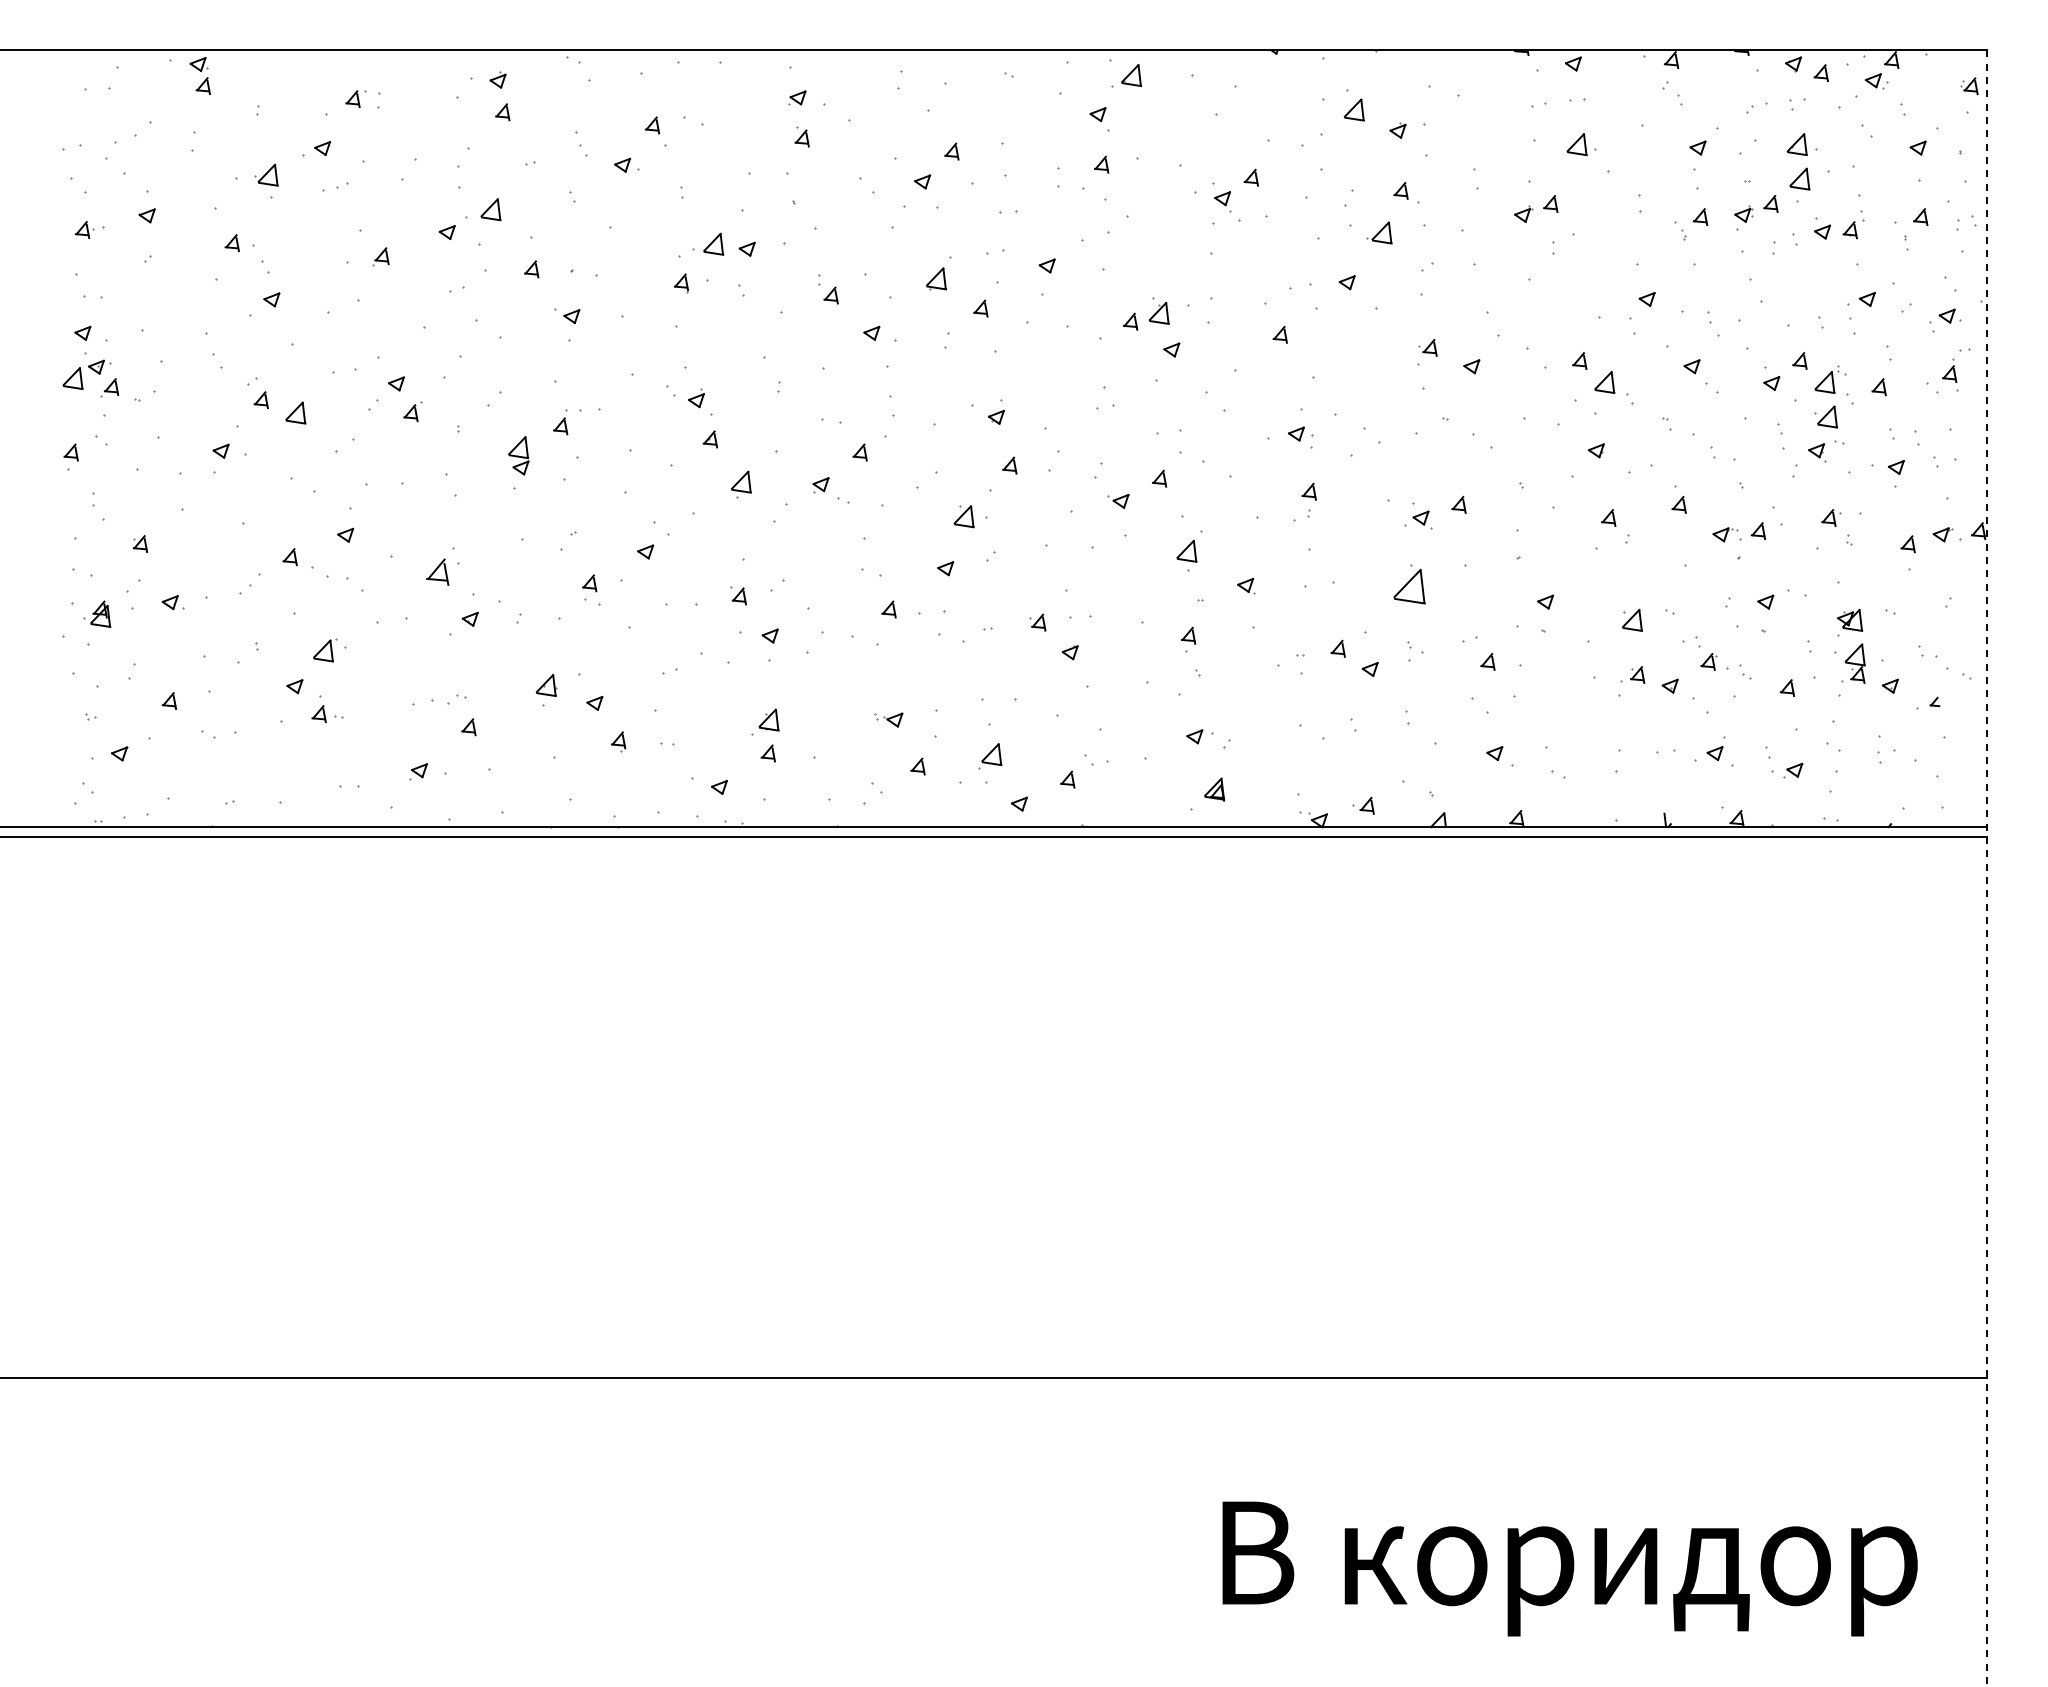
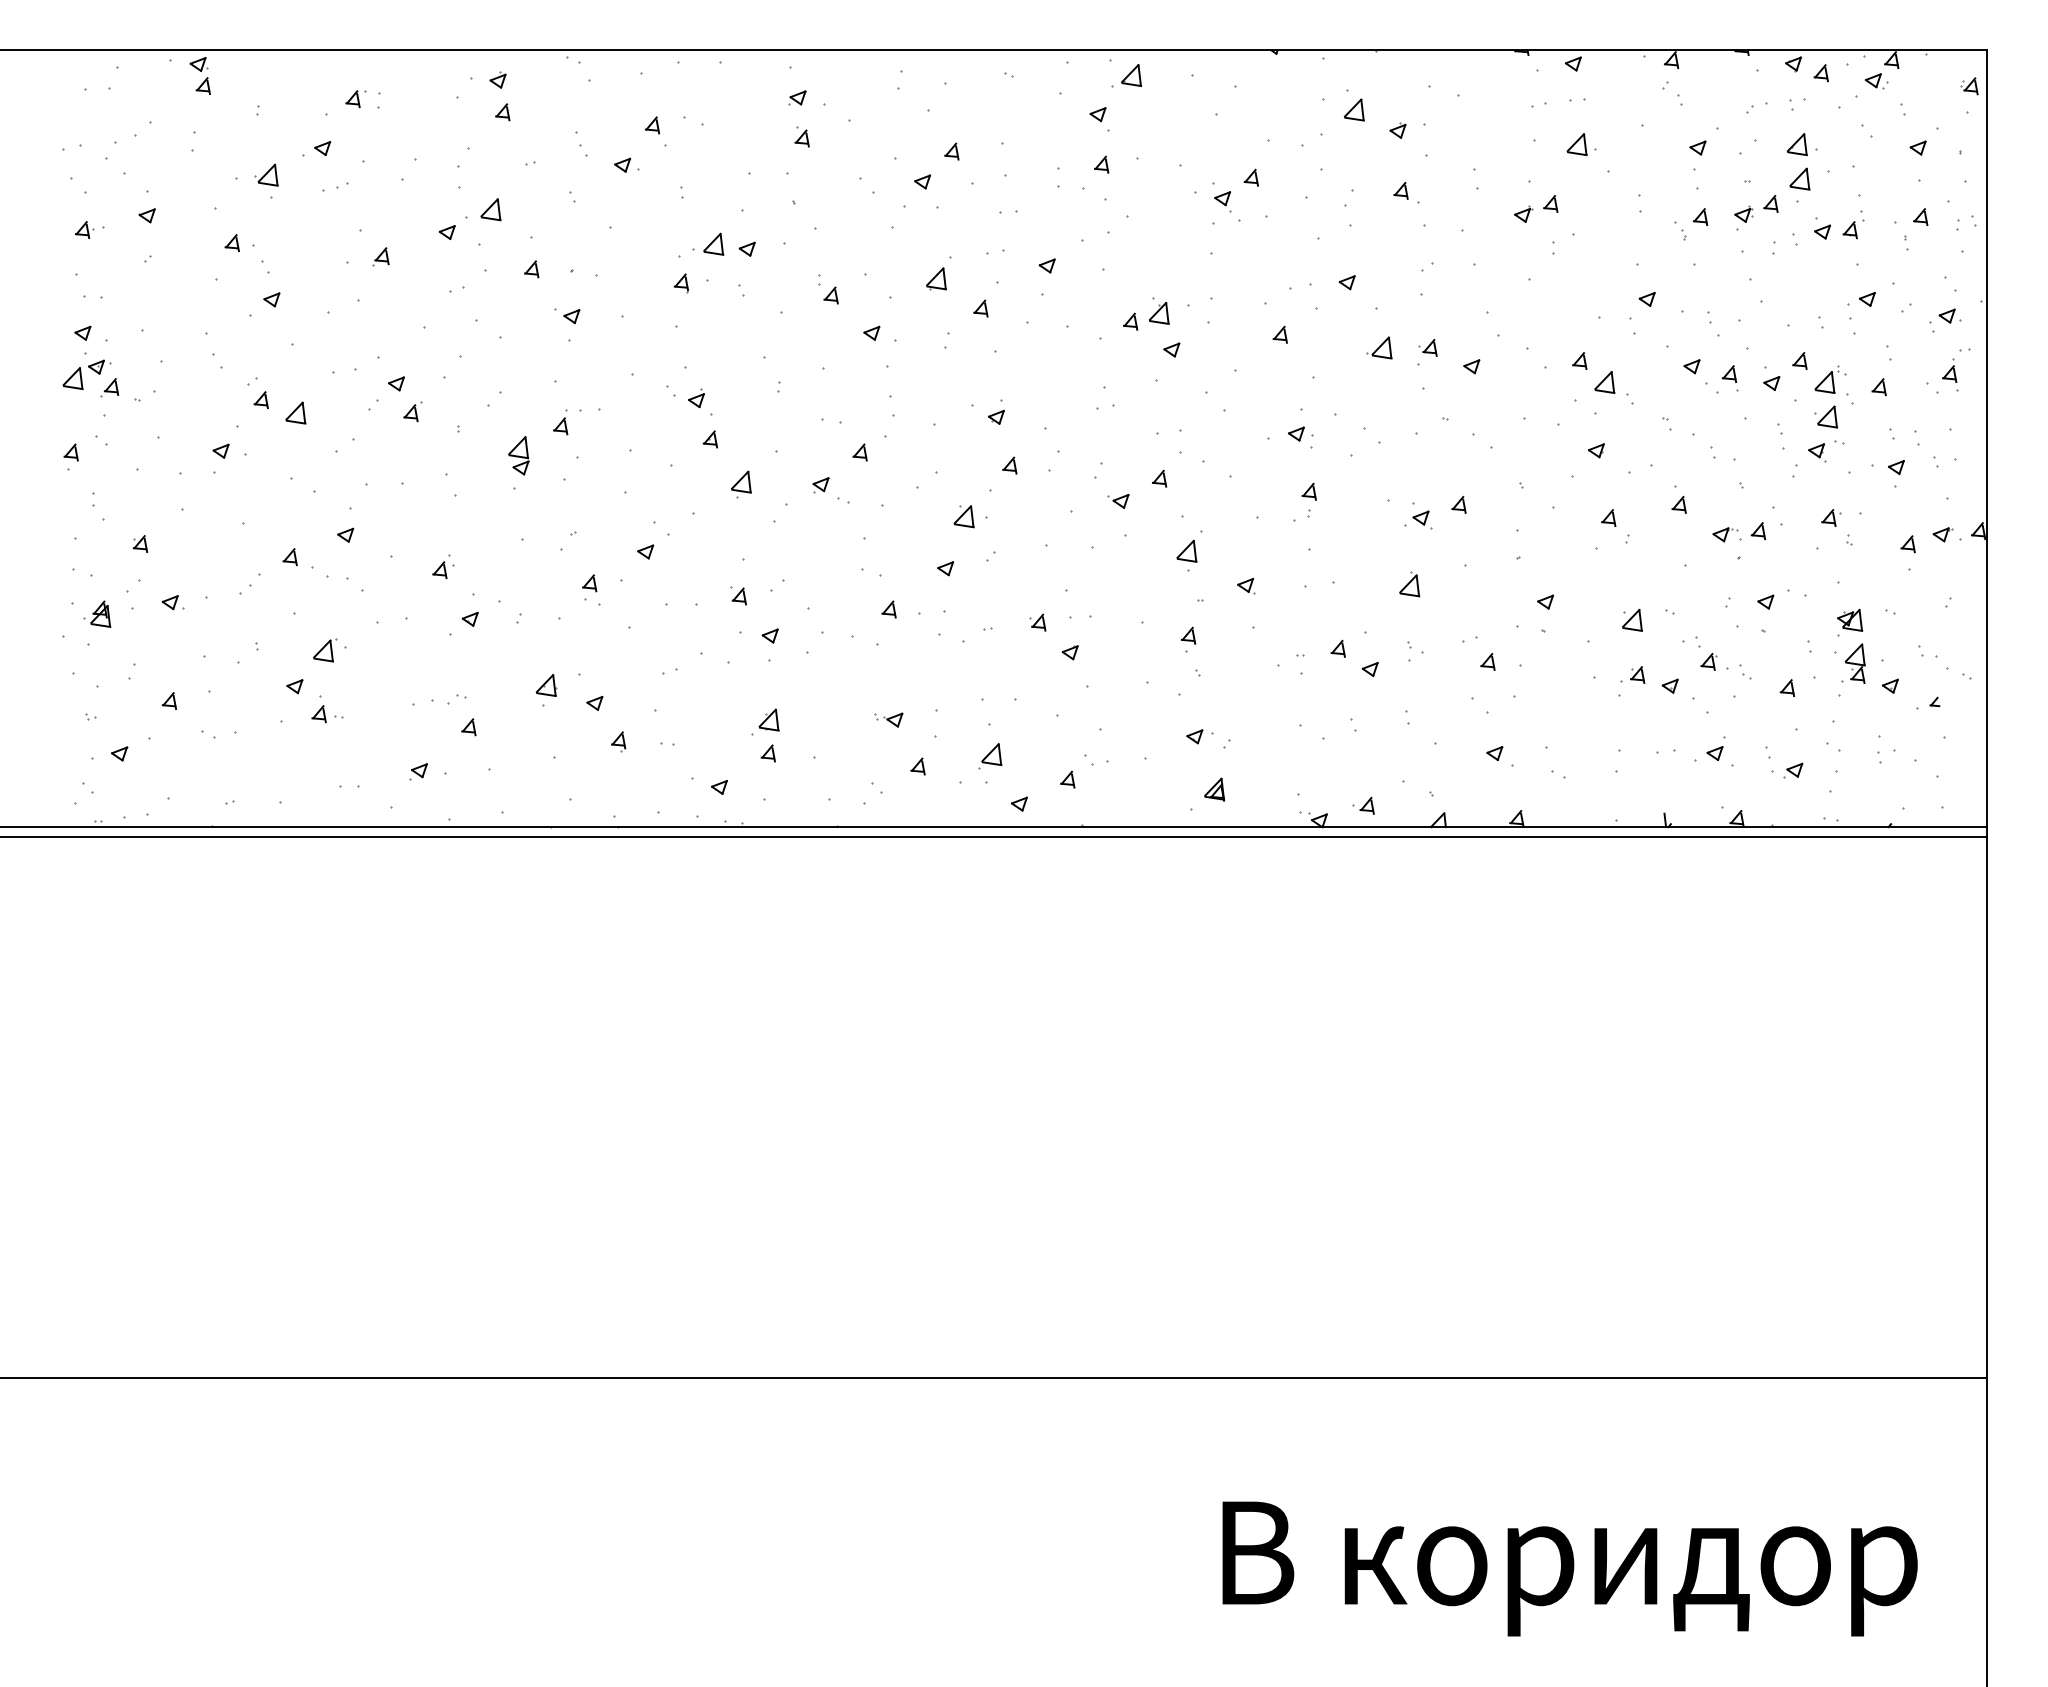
part position: (1379, 232) -> (1379, 347) (1379, 347)
part: none -> present (1729, 378)
part size: 34x39 px -> 23x26 px (443, 566)
part size: 33x41 px -> 22x27 px (1409, 584)
line: dashed -> solid (1986, 868)
